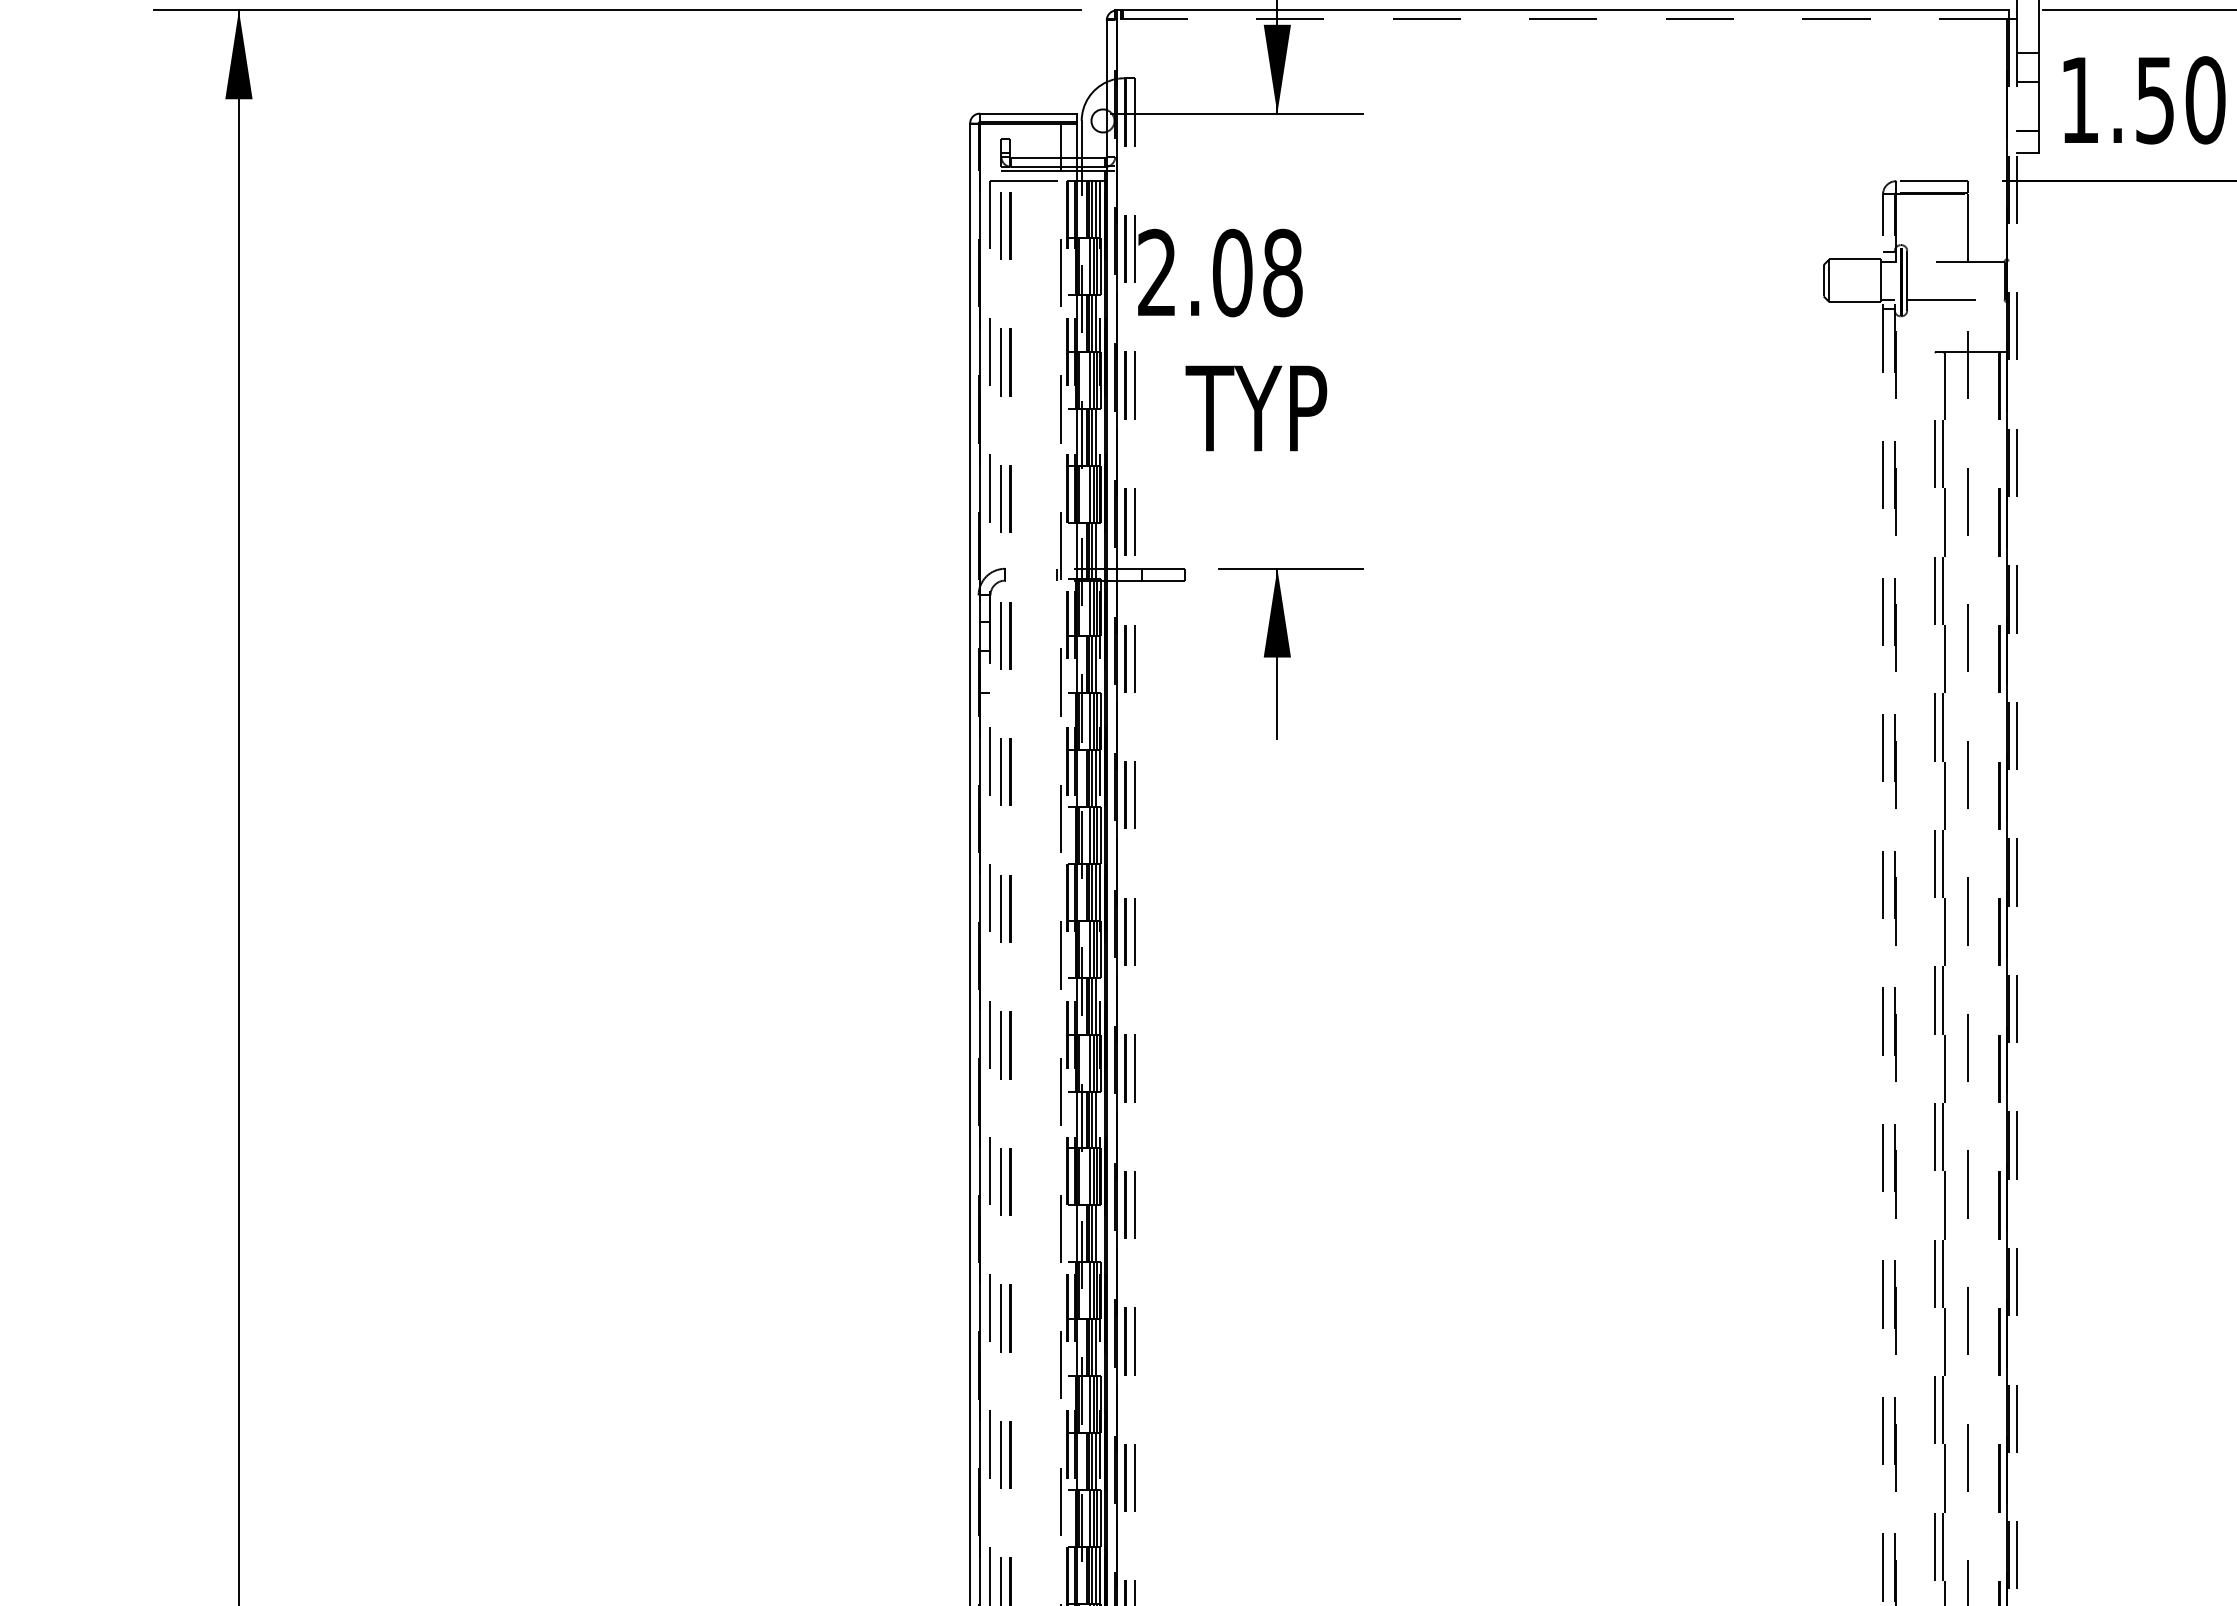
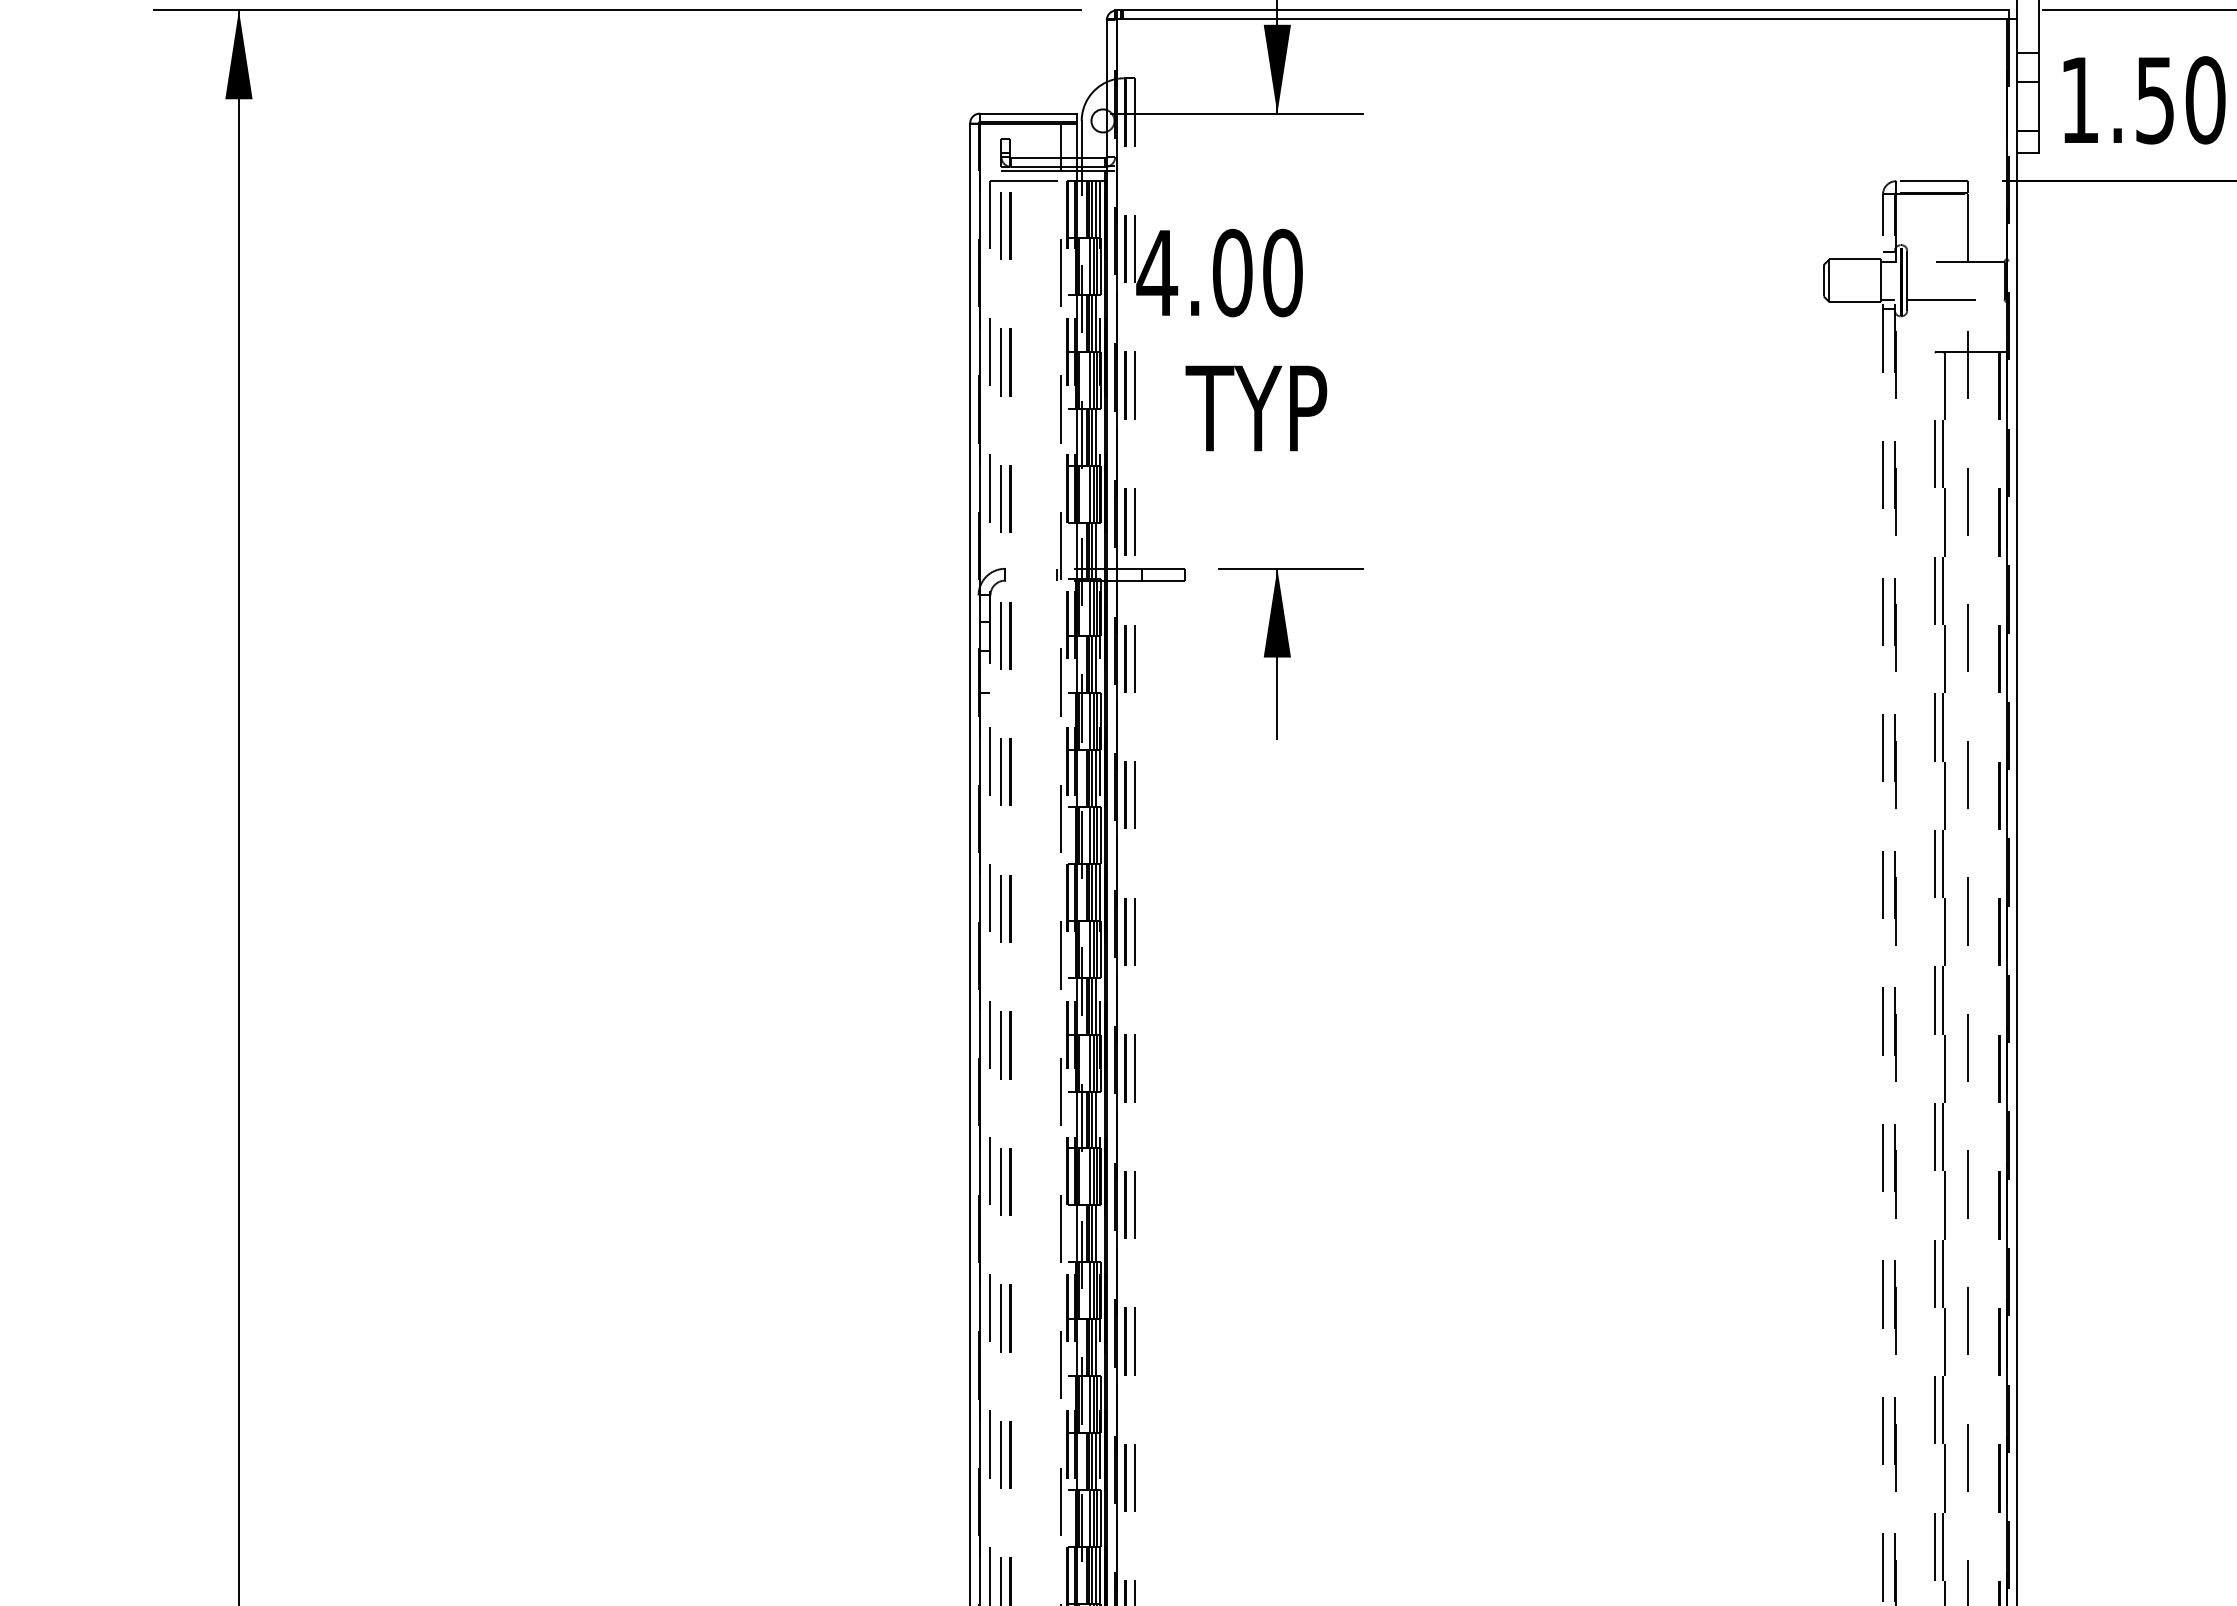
line: dashed -> solid (1561, 18)
text: 2.08 -> 4.00 (1219, 272)
line: dashed -> solid (2017, 812)
